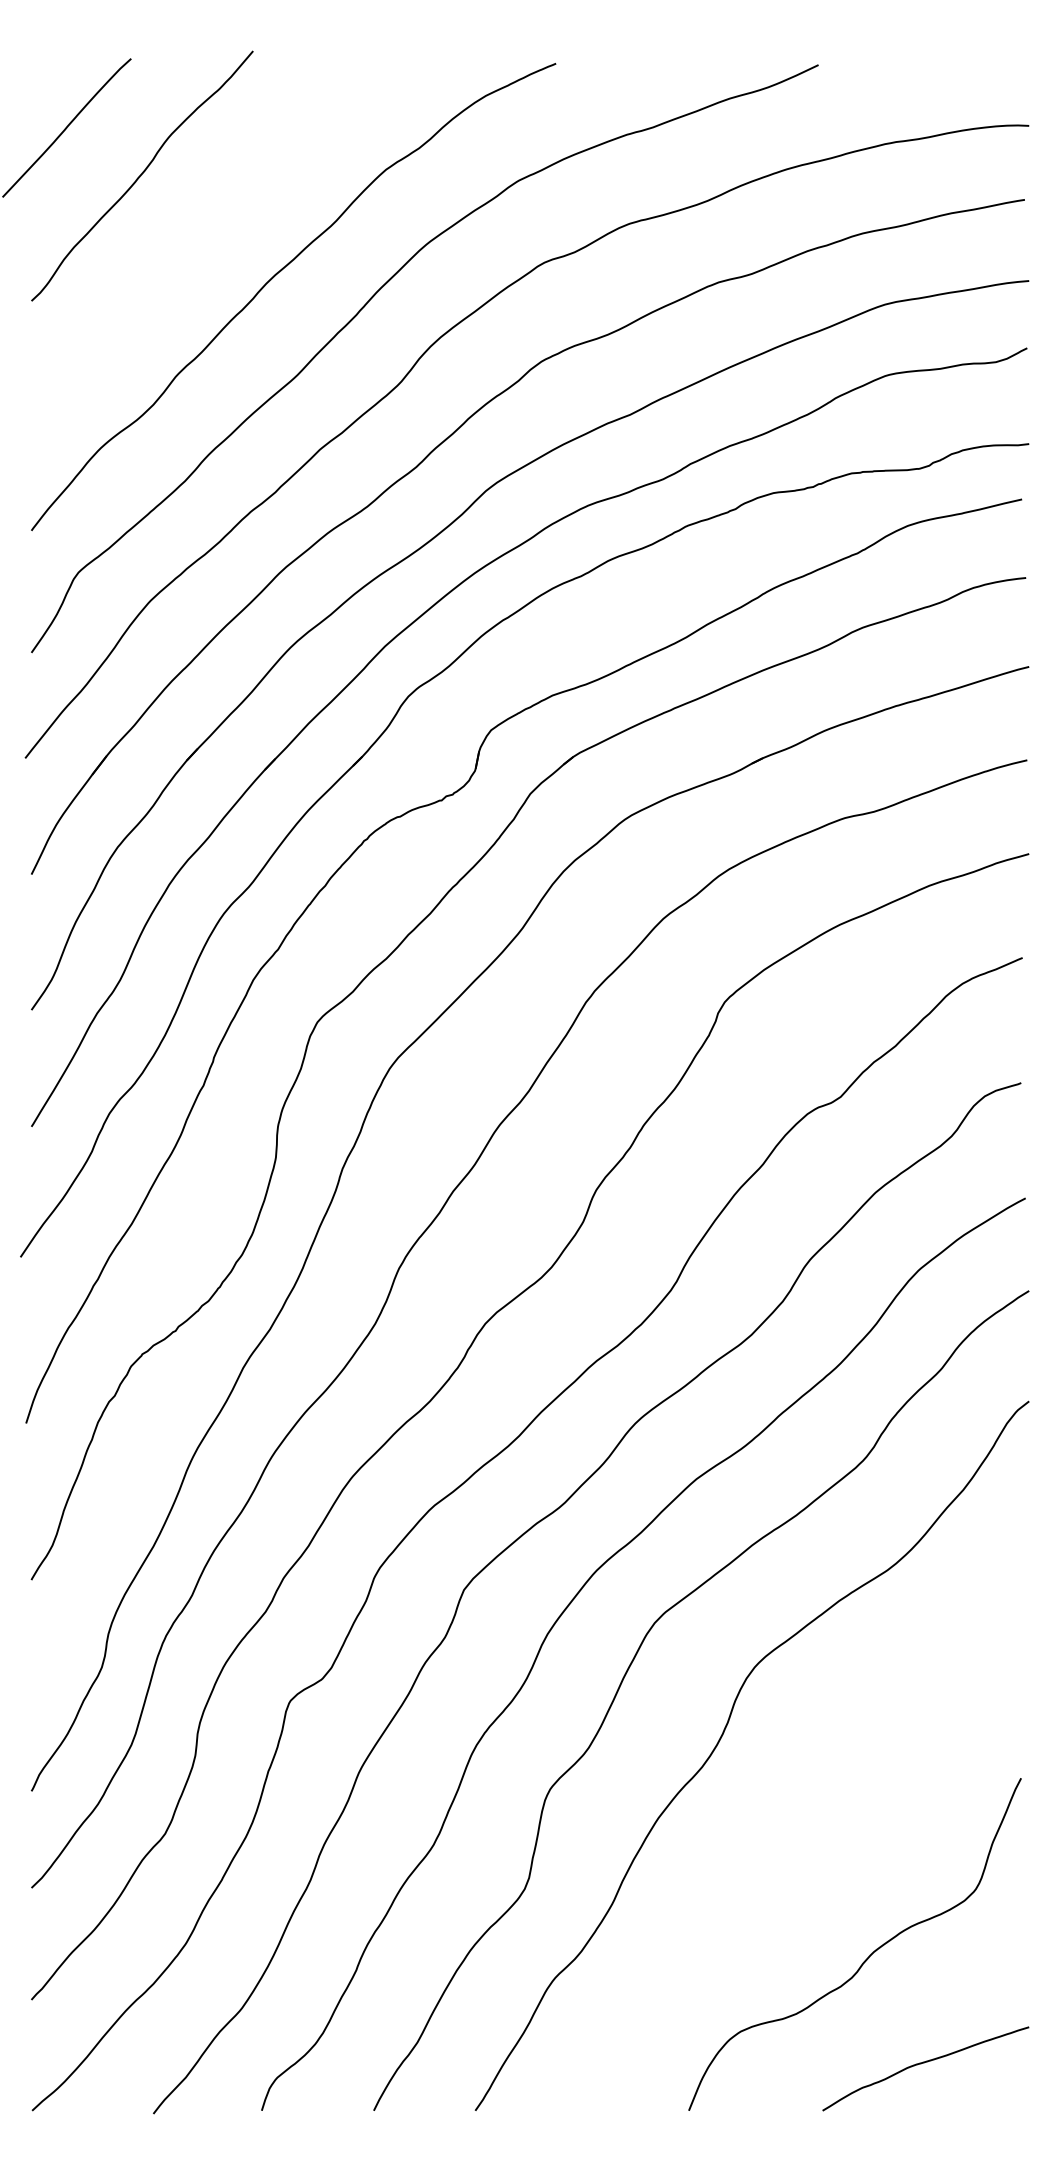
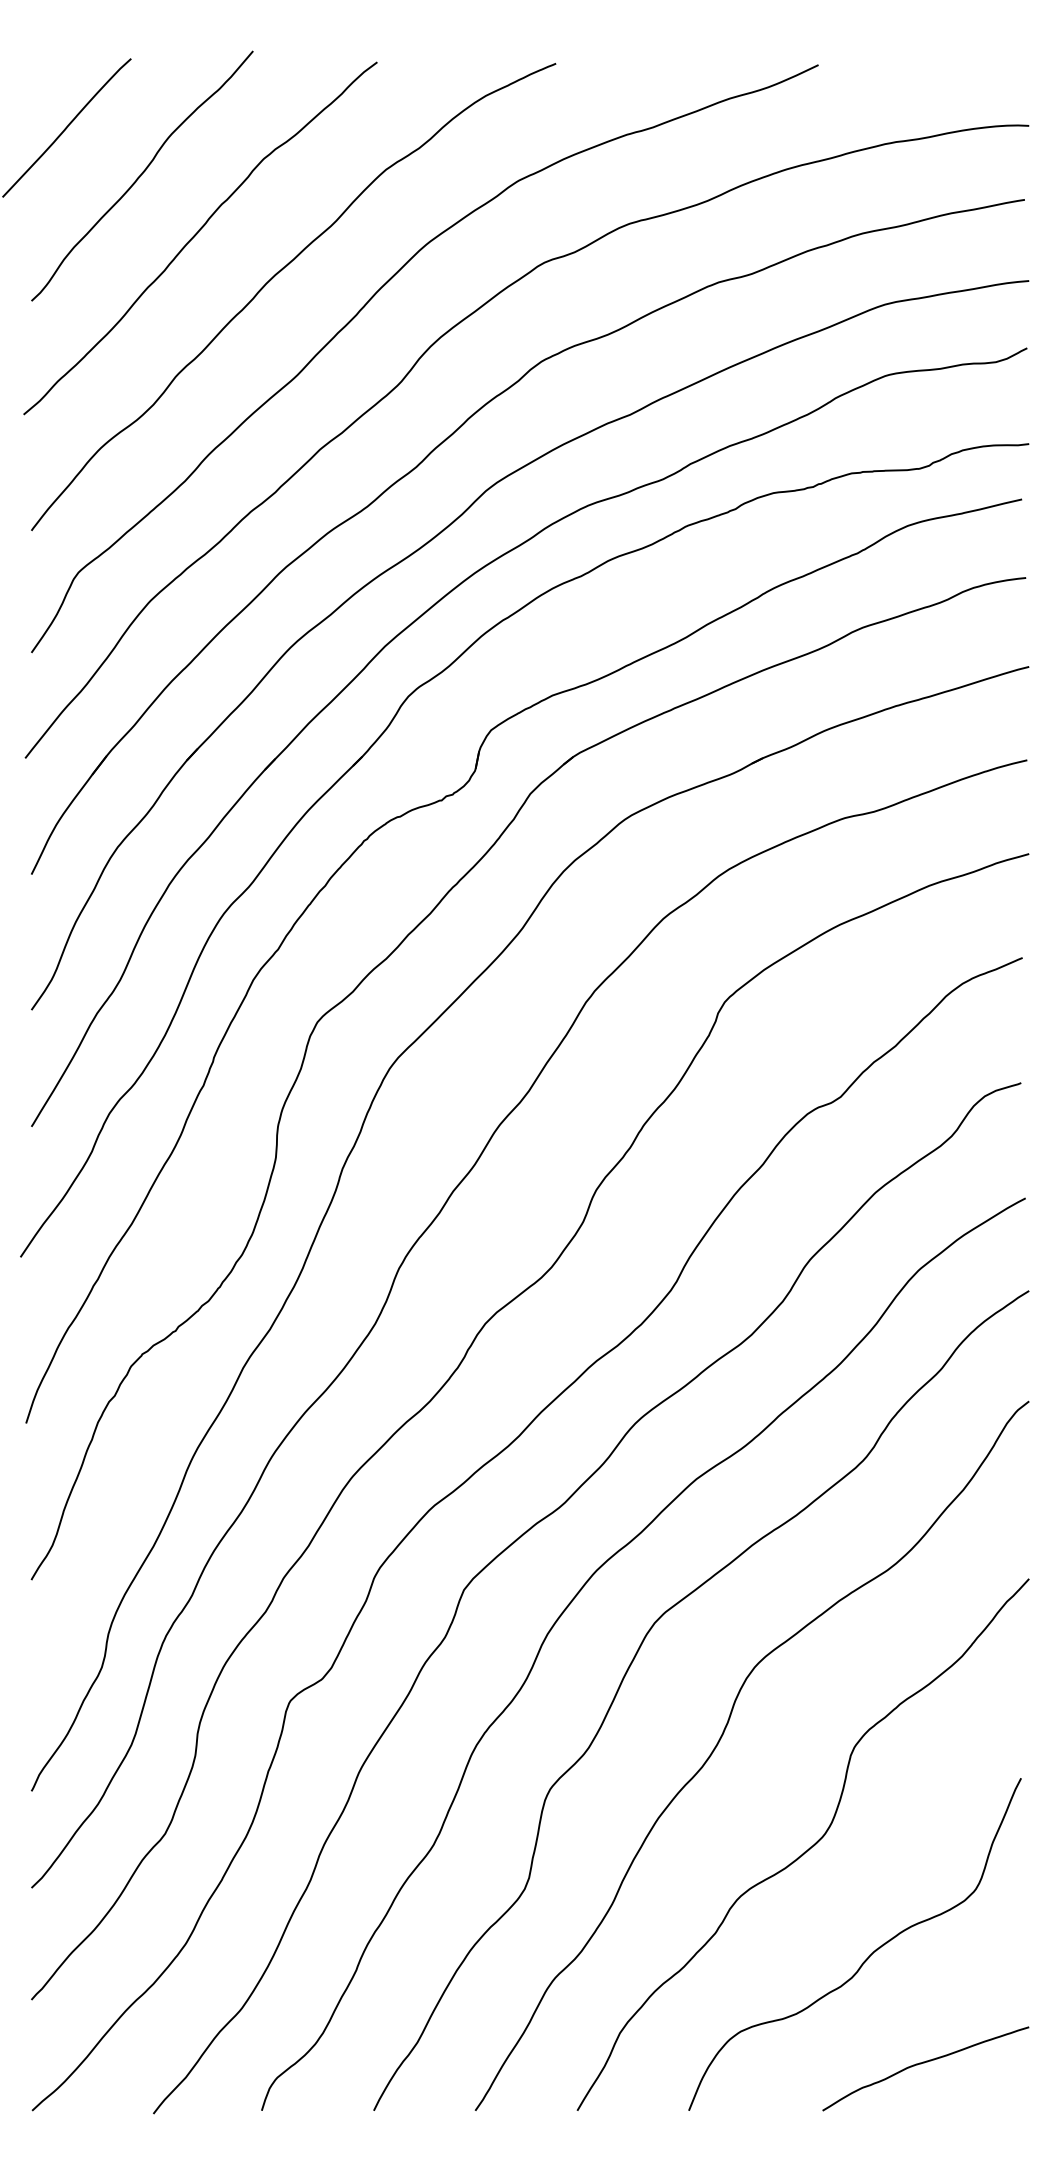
curve: none -> present (197, 234)
curve: none -> present (807, 1849)
